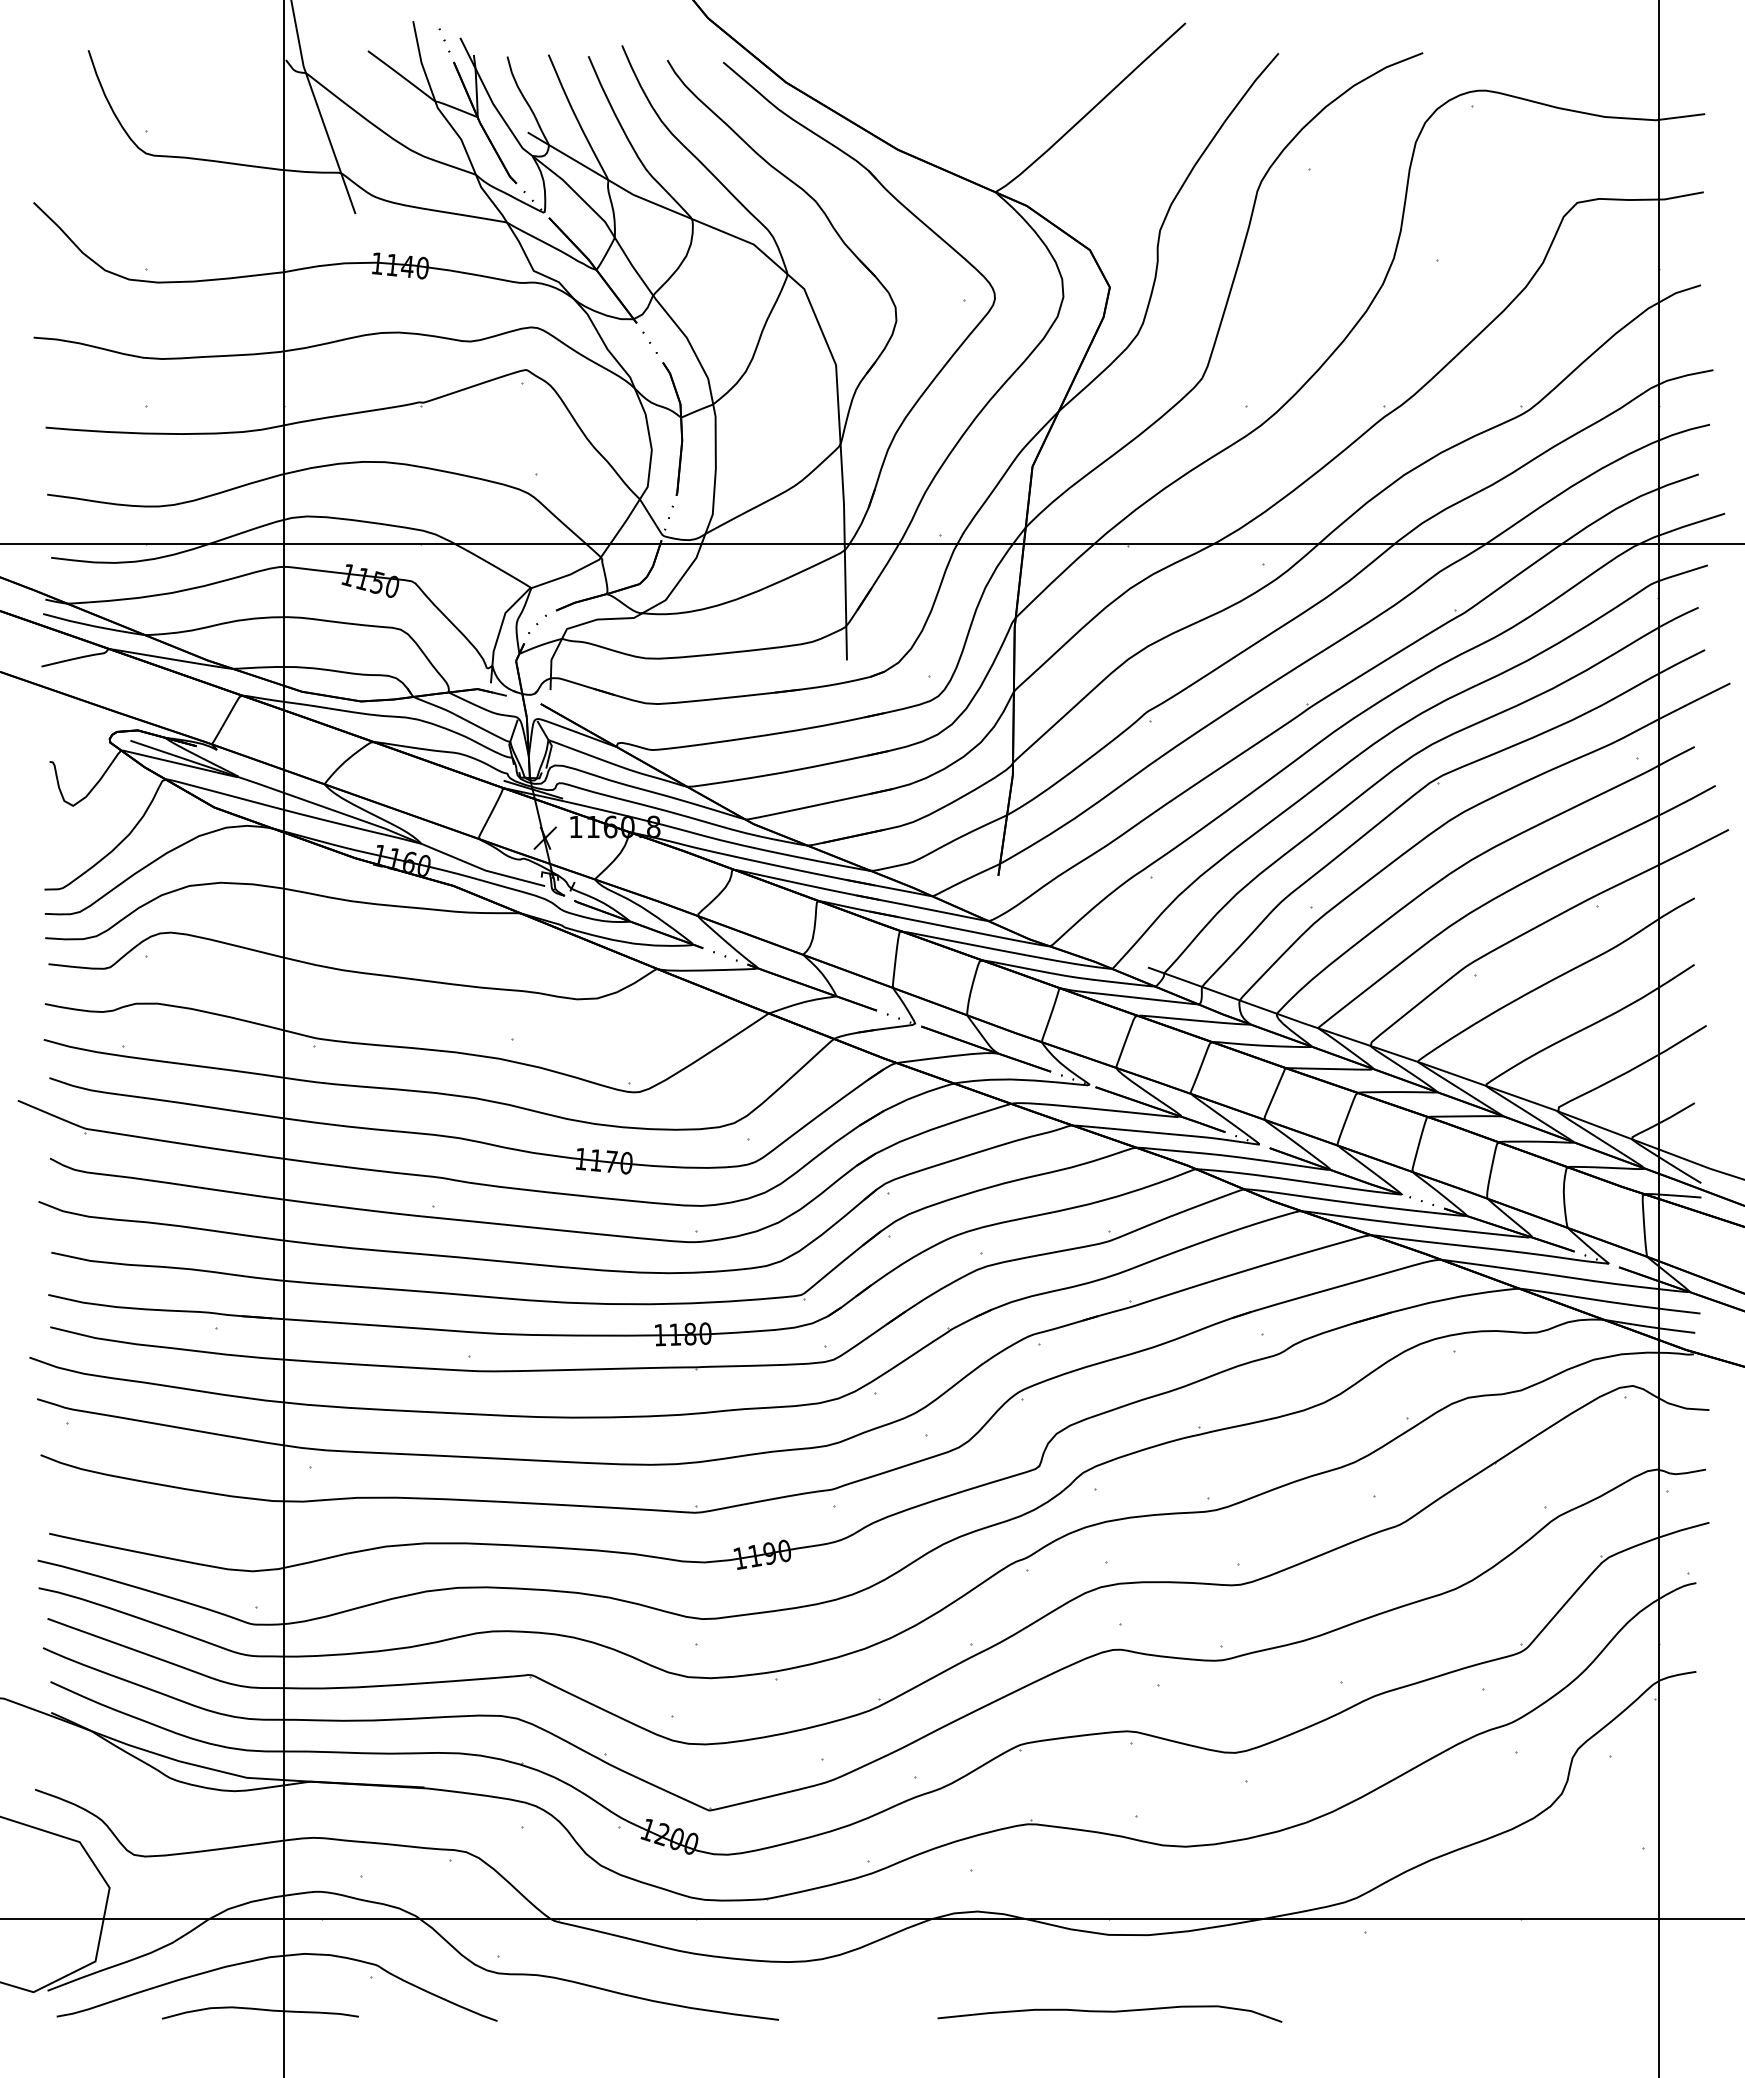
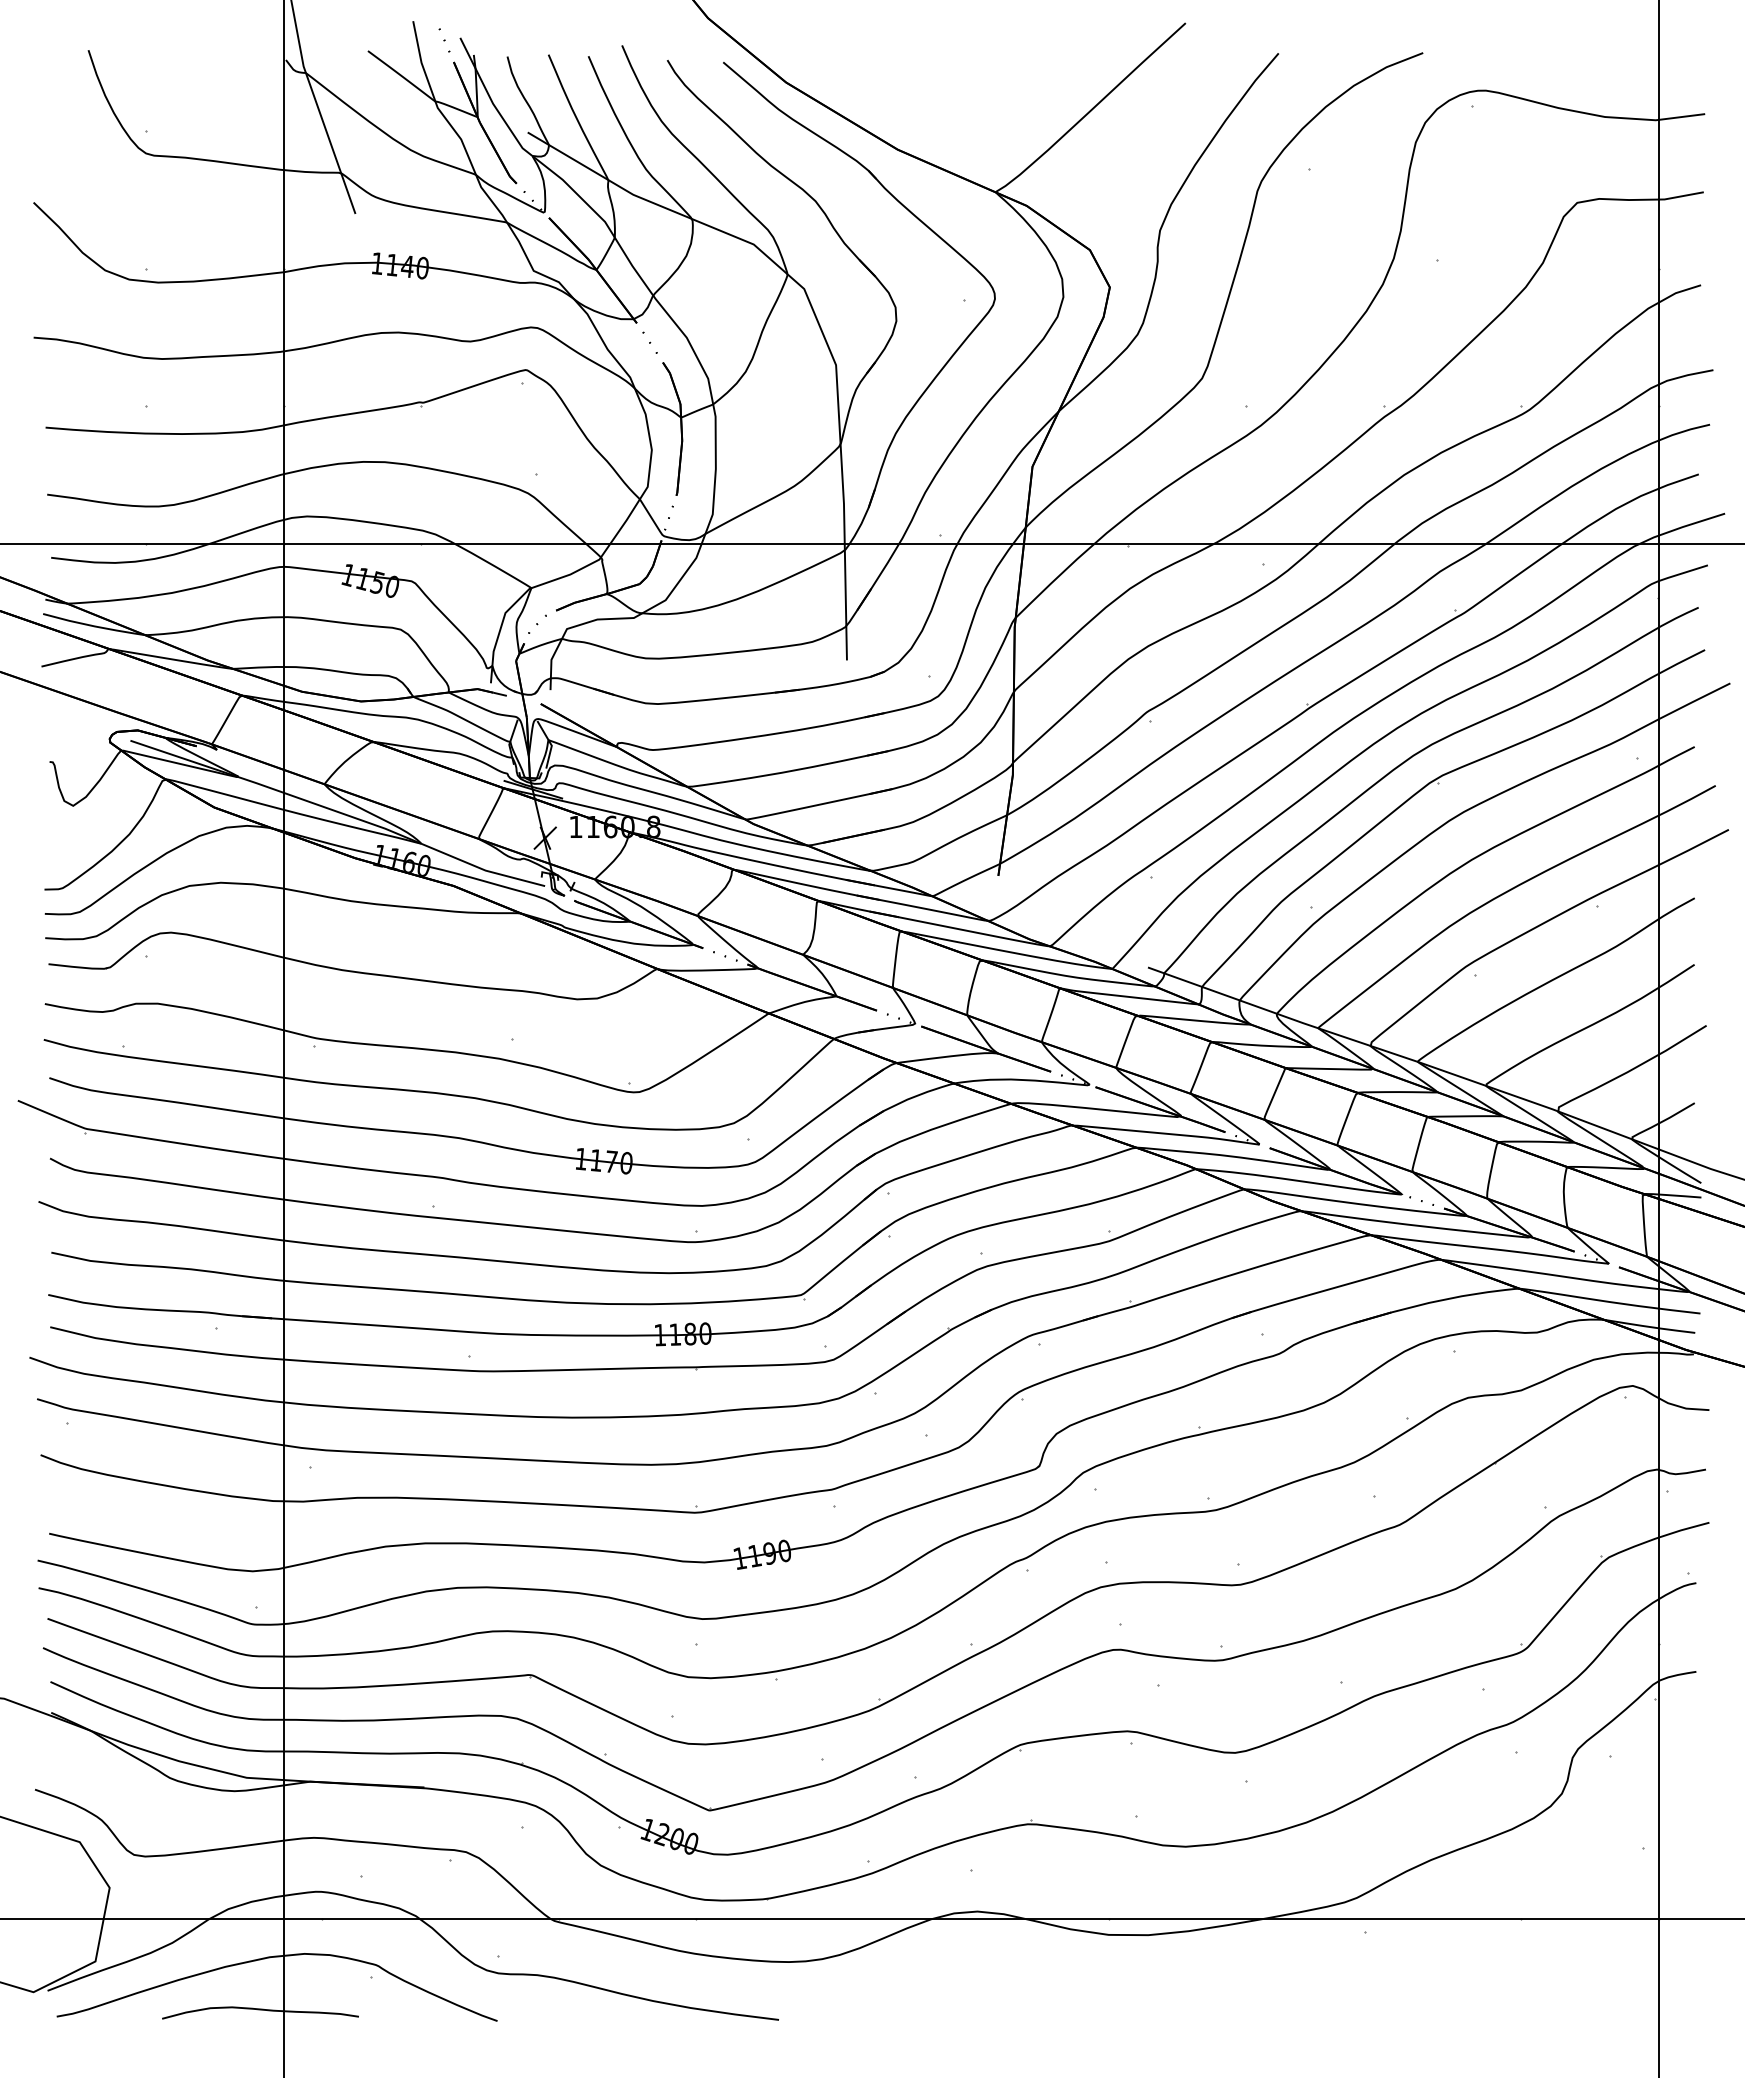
curve: present -> none (1109, 2012)
